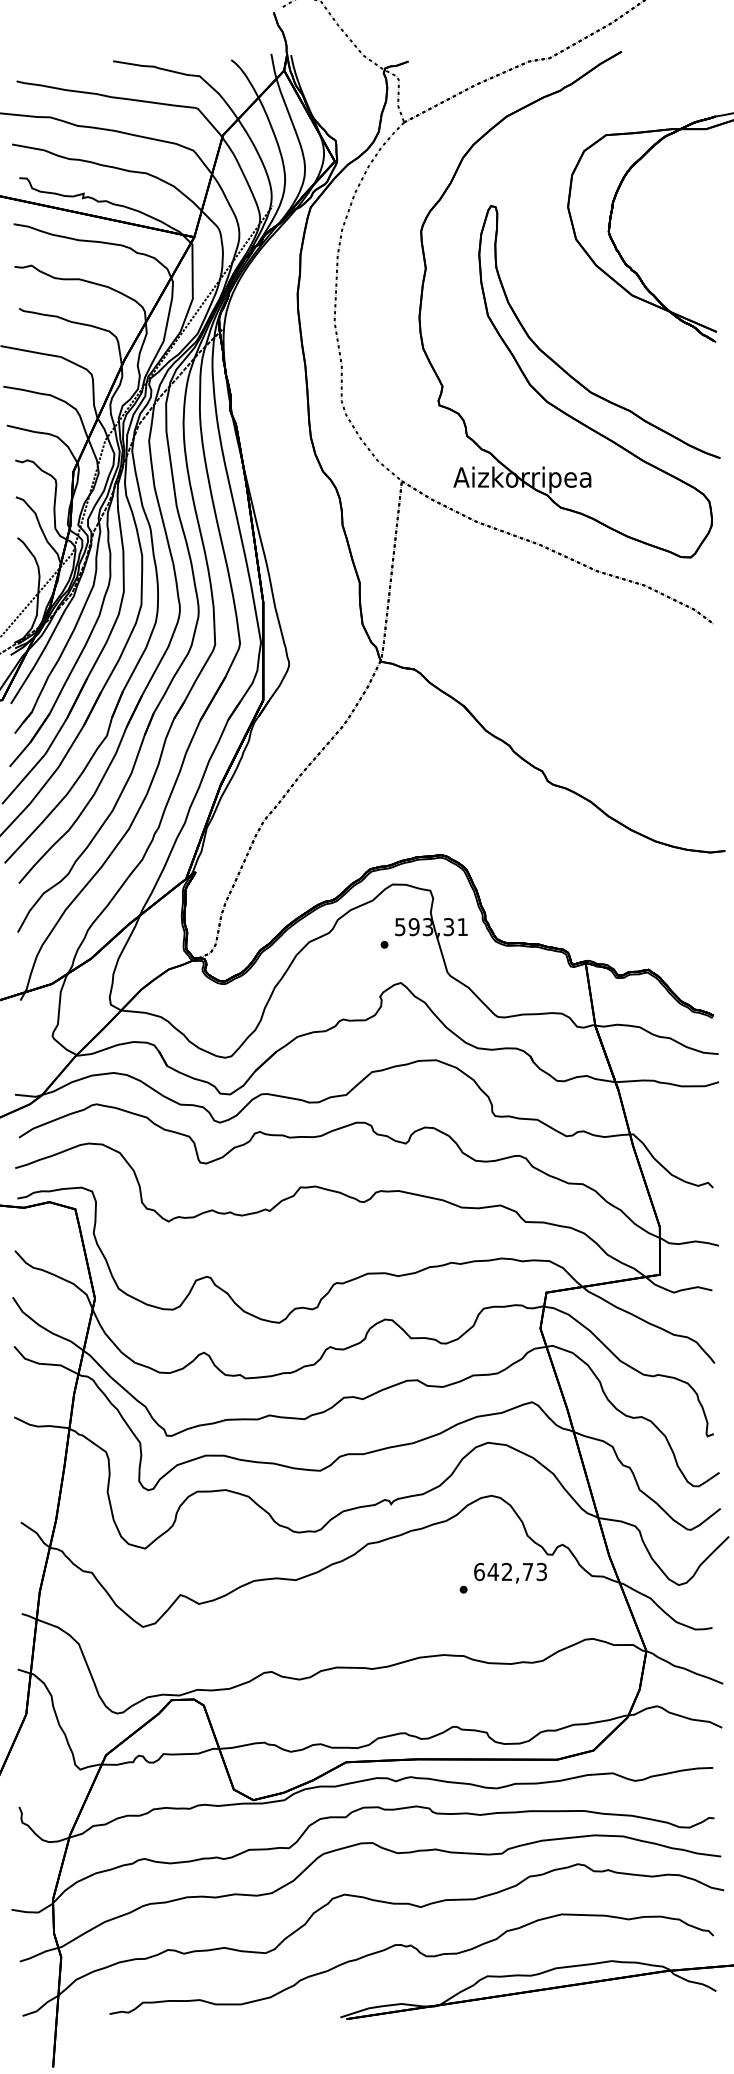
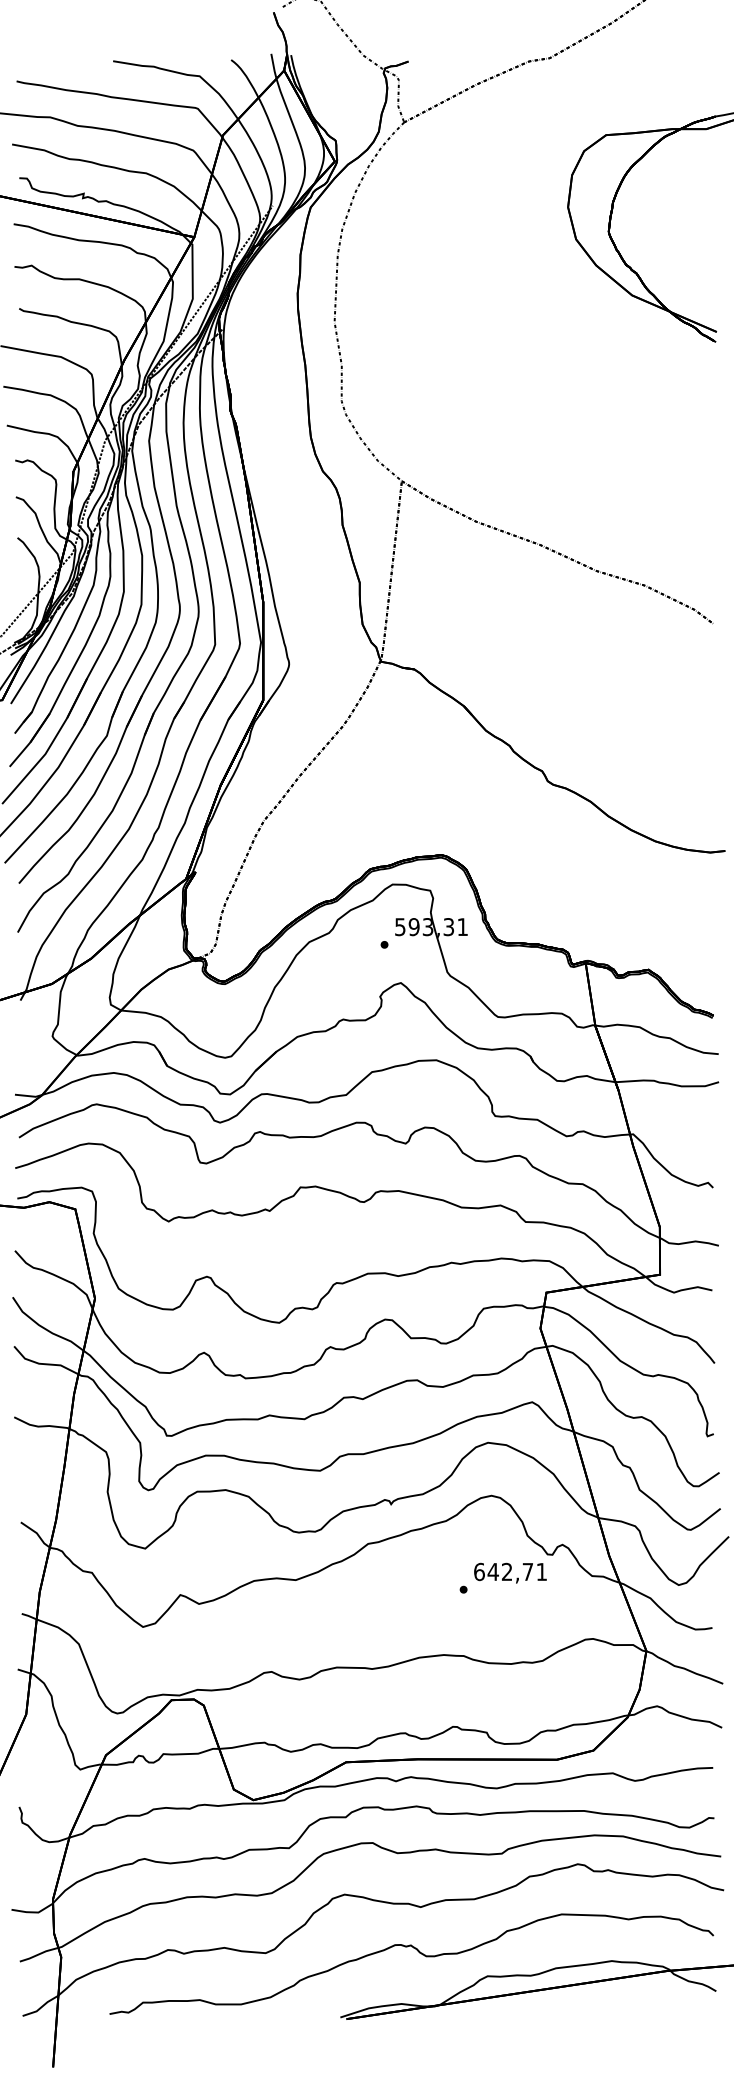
part: present -> none (527, 332)
text: 642,73 -> 642,71 (541, 1571)
